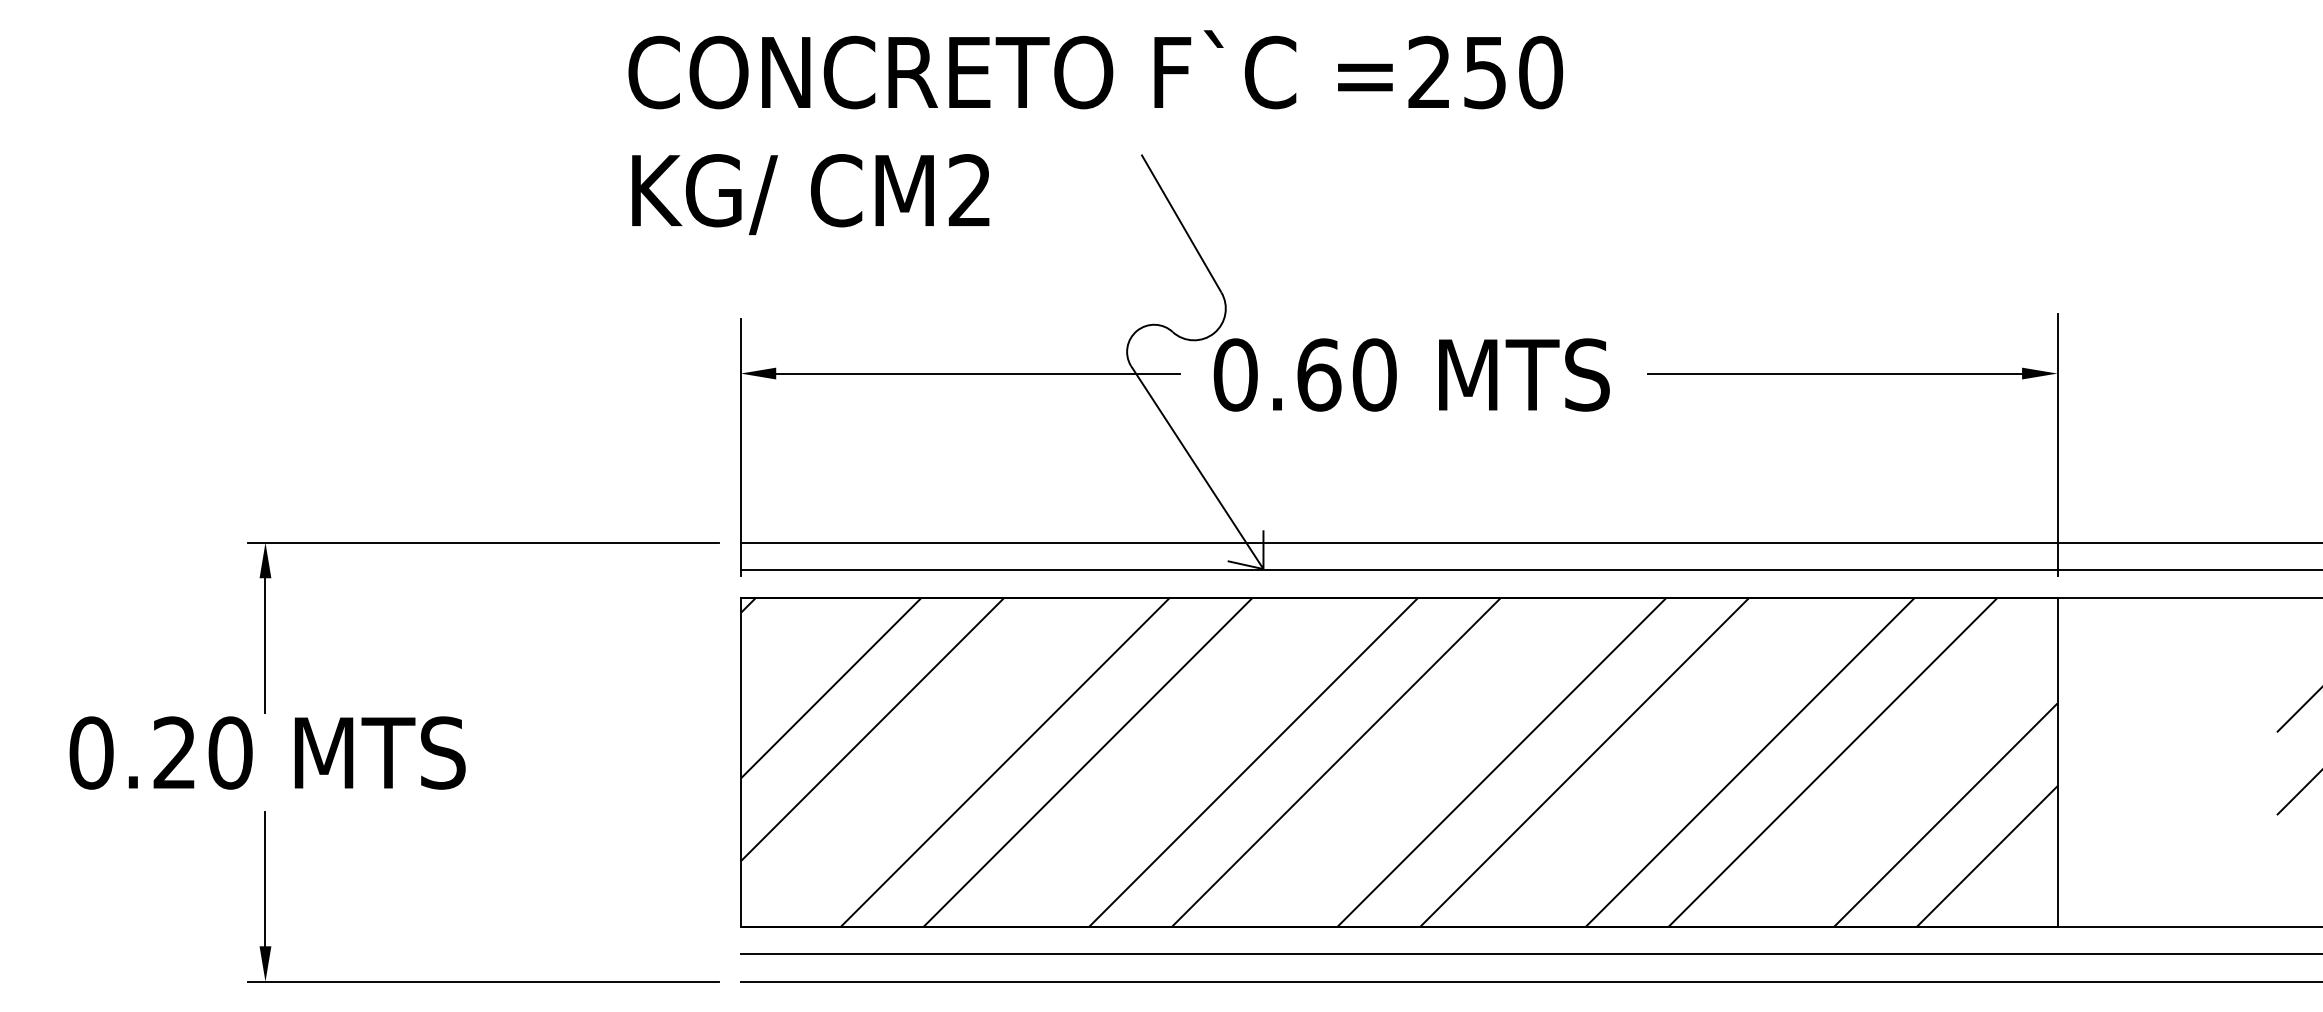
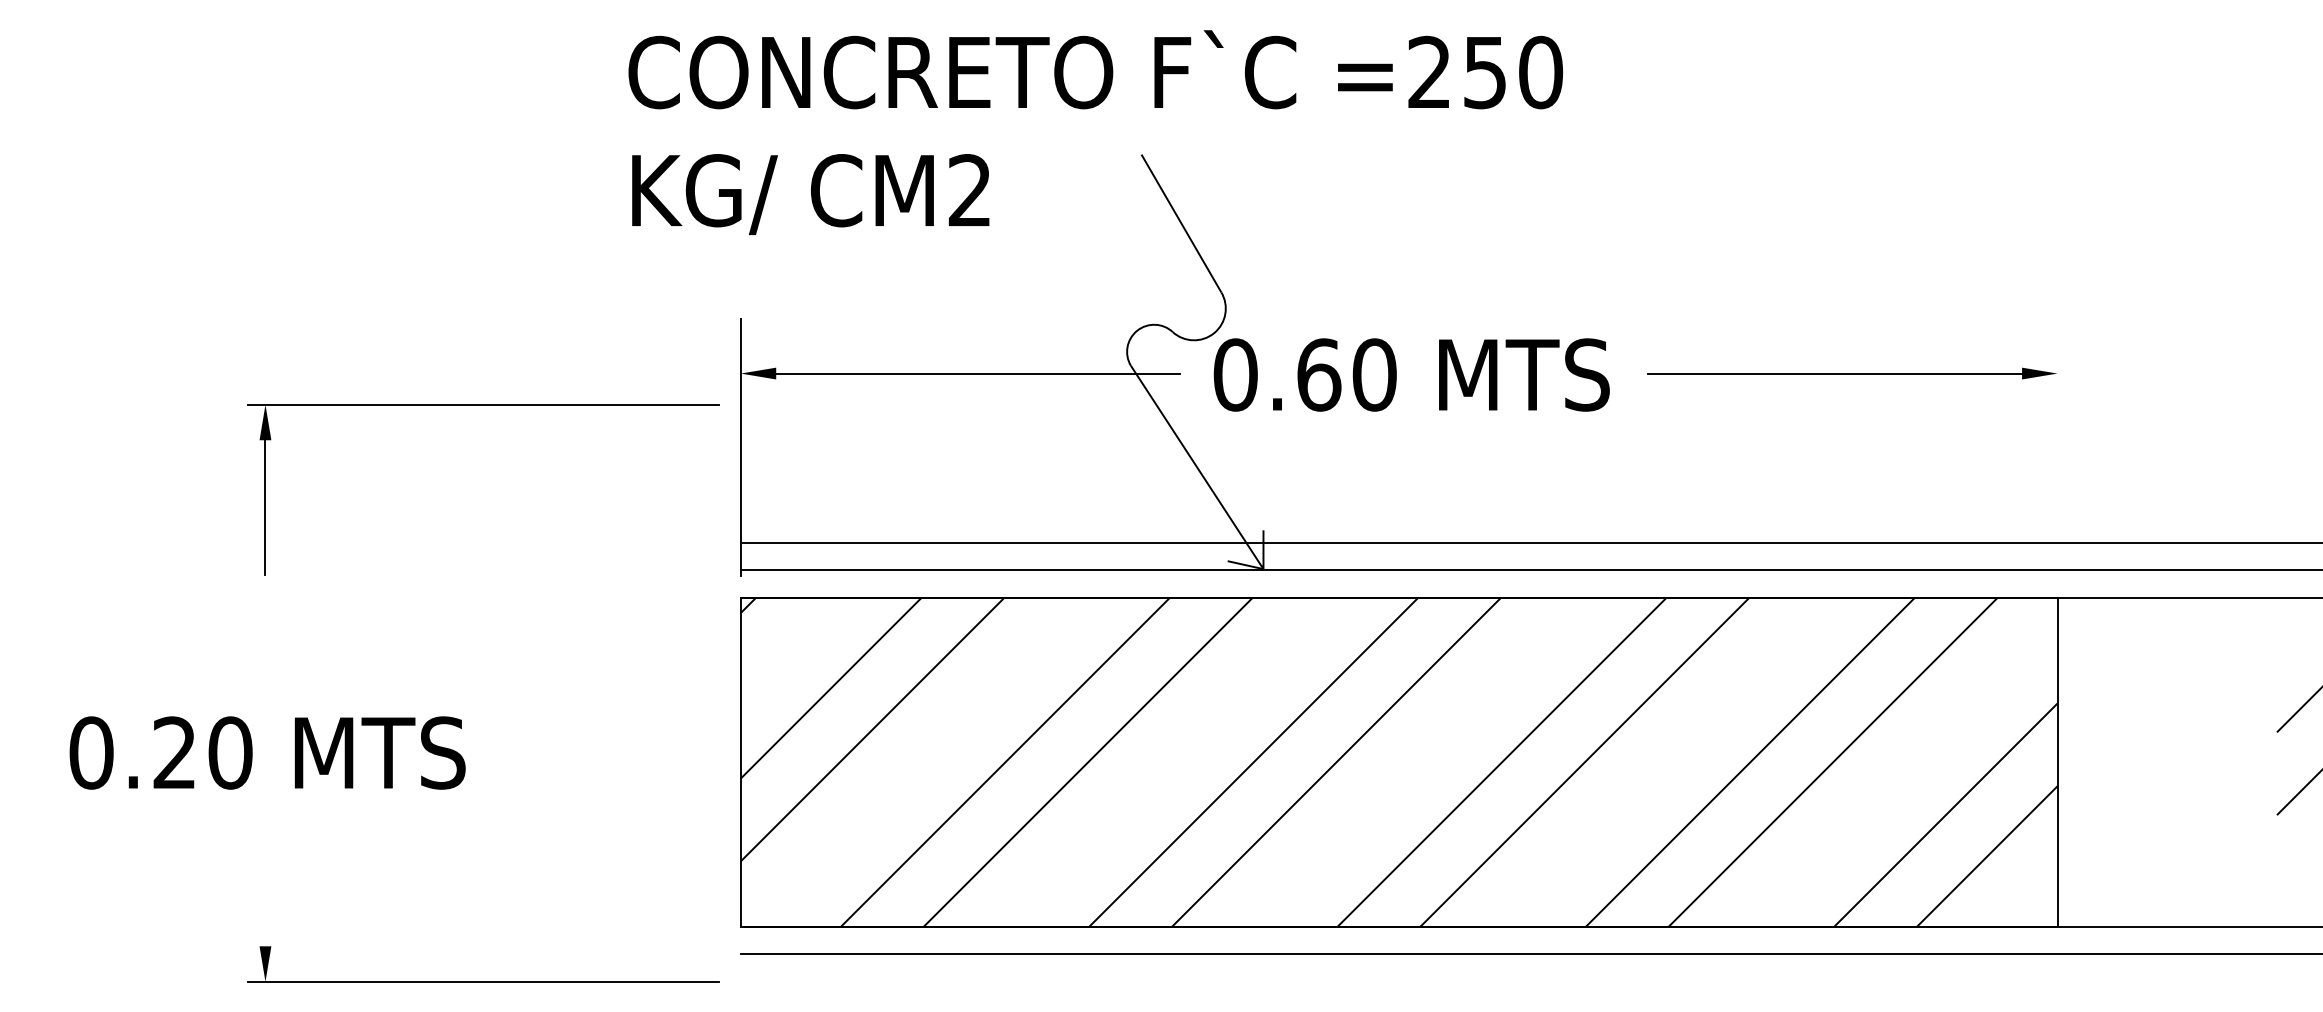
line: present -> none (2057, 444)
part position: (483, 543) -> (483, 405) (483, 405)
line: present -> none (265, 878)
line: present -> none (1529, 981)
